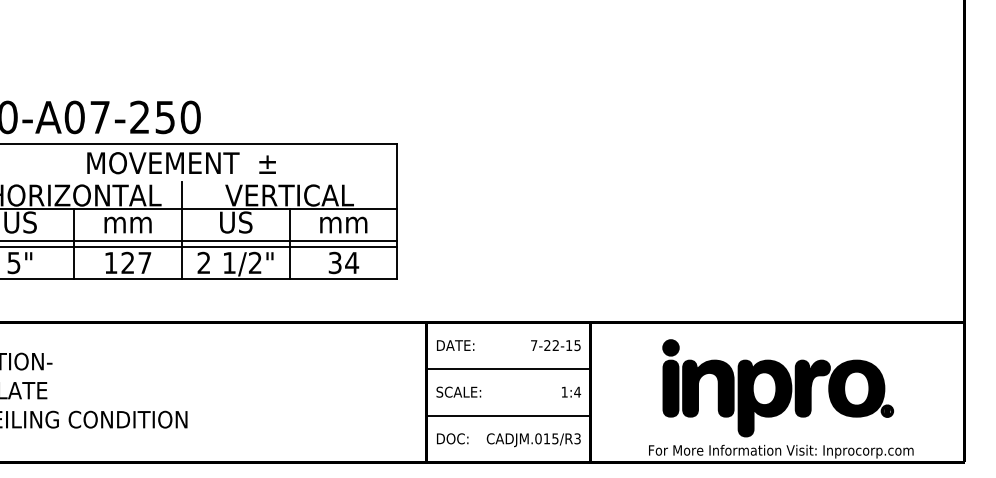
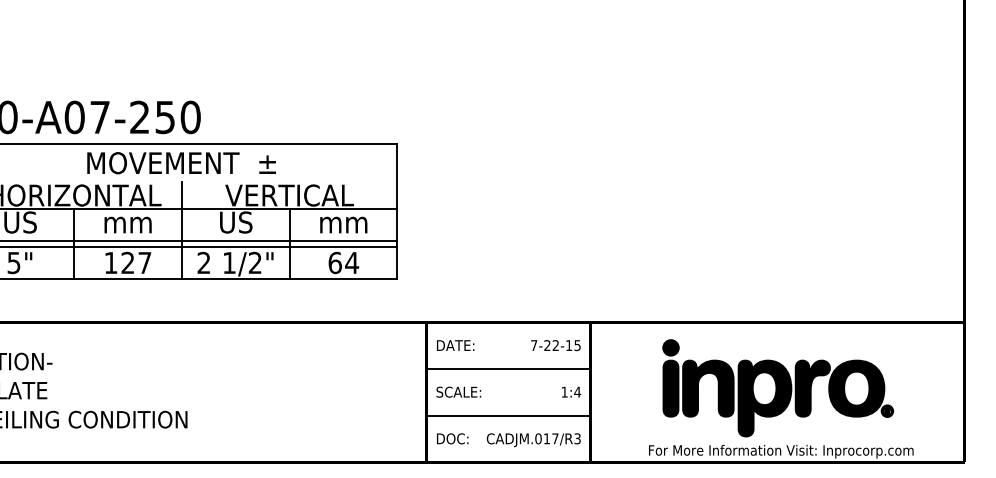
text: 34 -> 64 (334, 262)
text: CADJM.015/R3 -> CADJM.017/R3 (555, 438)
